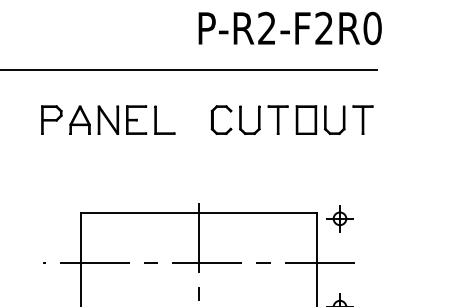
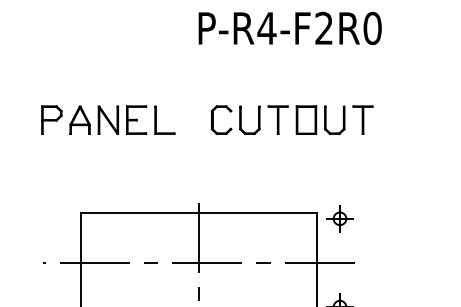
text: P-R2-F2R0 -> P-R4-F2R0 (266, 27)
line: present -> none (189, 69)
